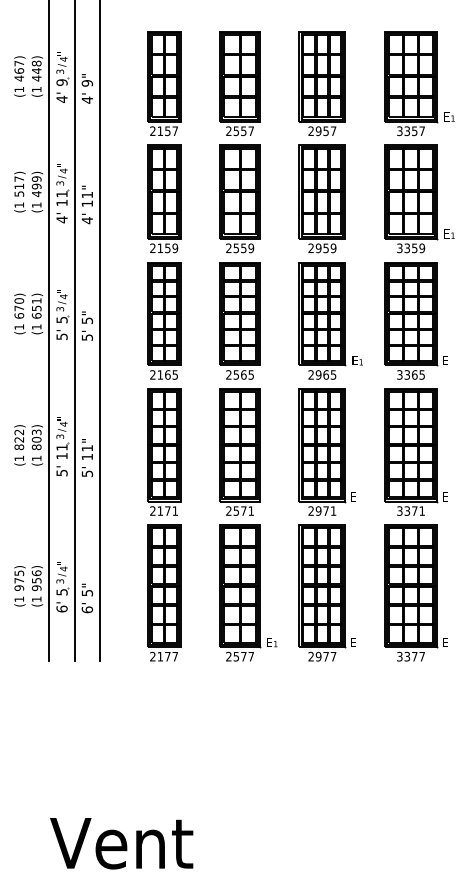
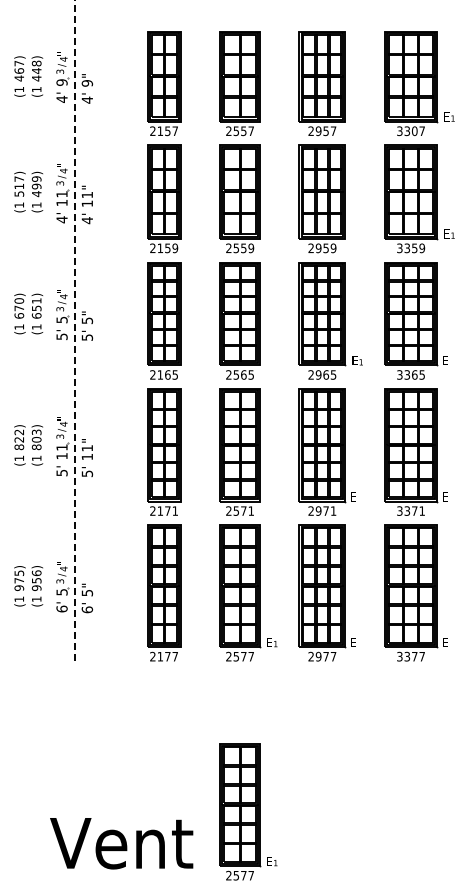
text: 3357 -> 3307 (414, 131)
line: solid -> dashed (74, 330)
line: present -> none (49, 331)
line: present -> none (100, 331)
part: none -> present (248, 811)
